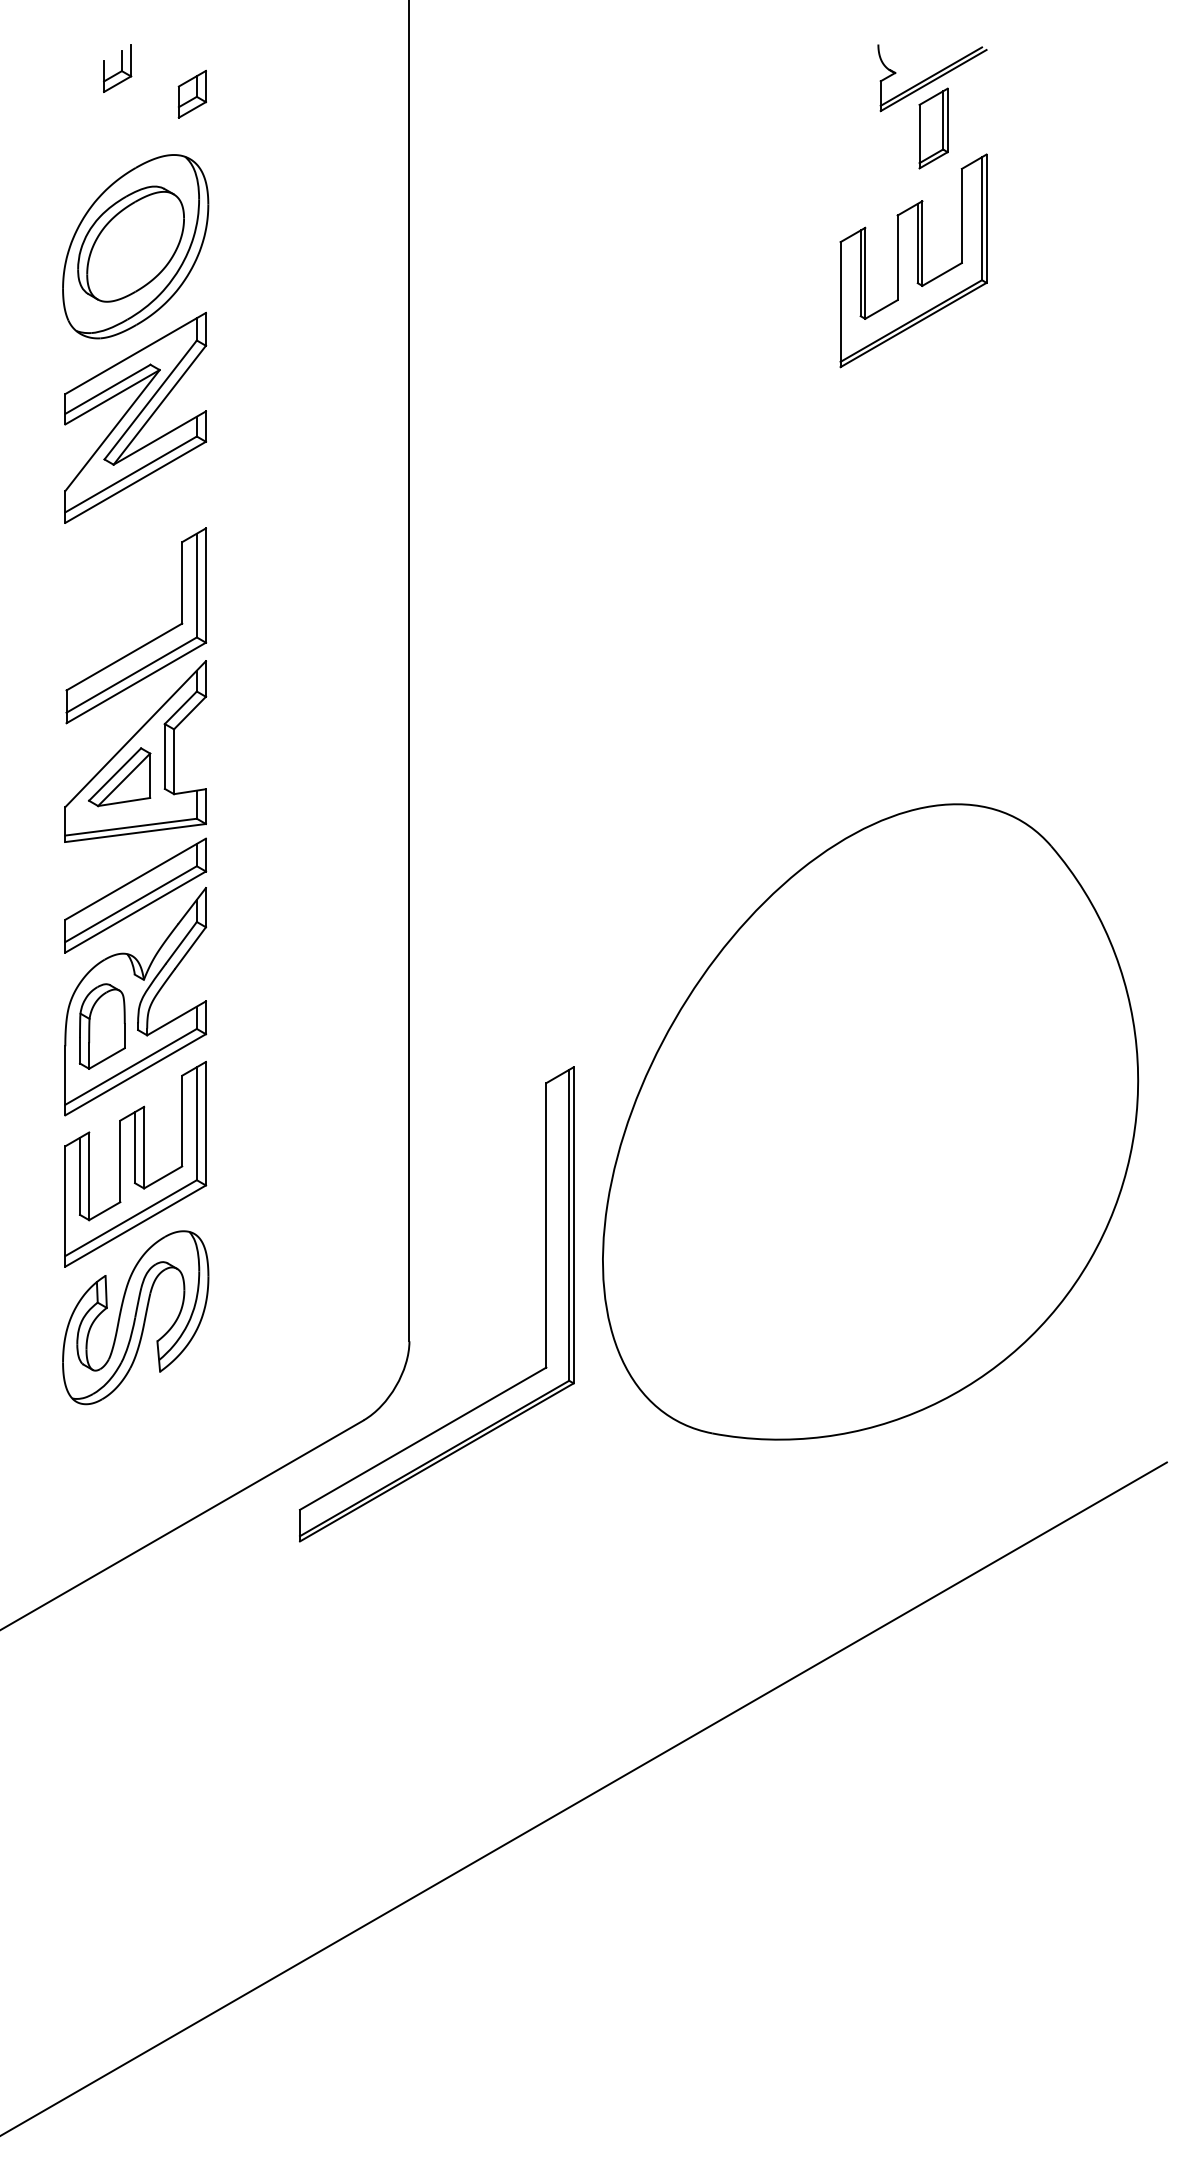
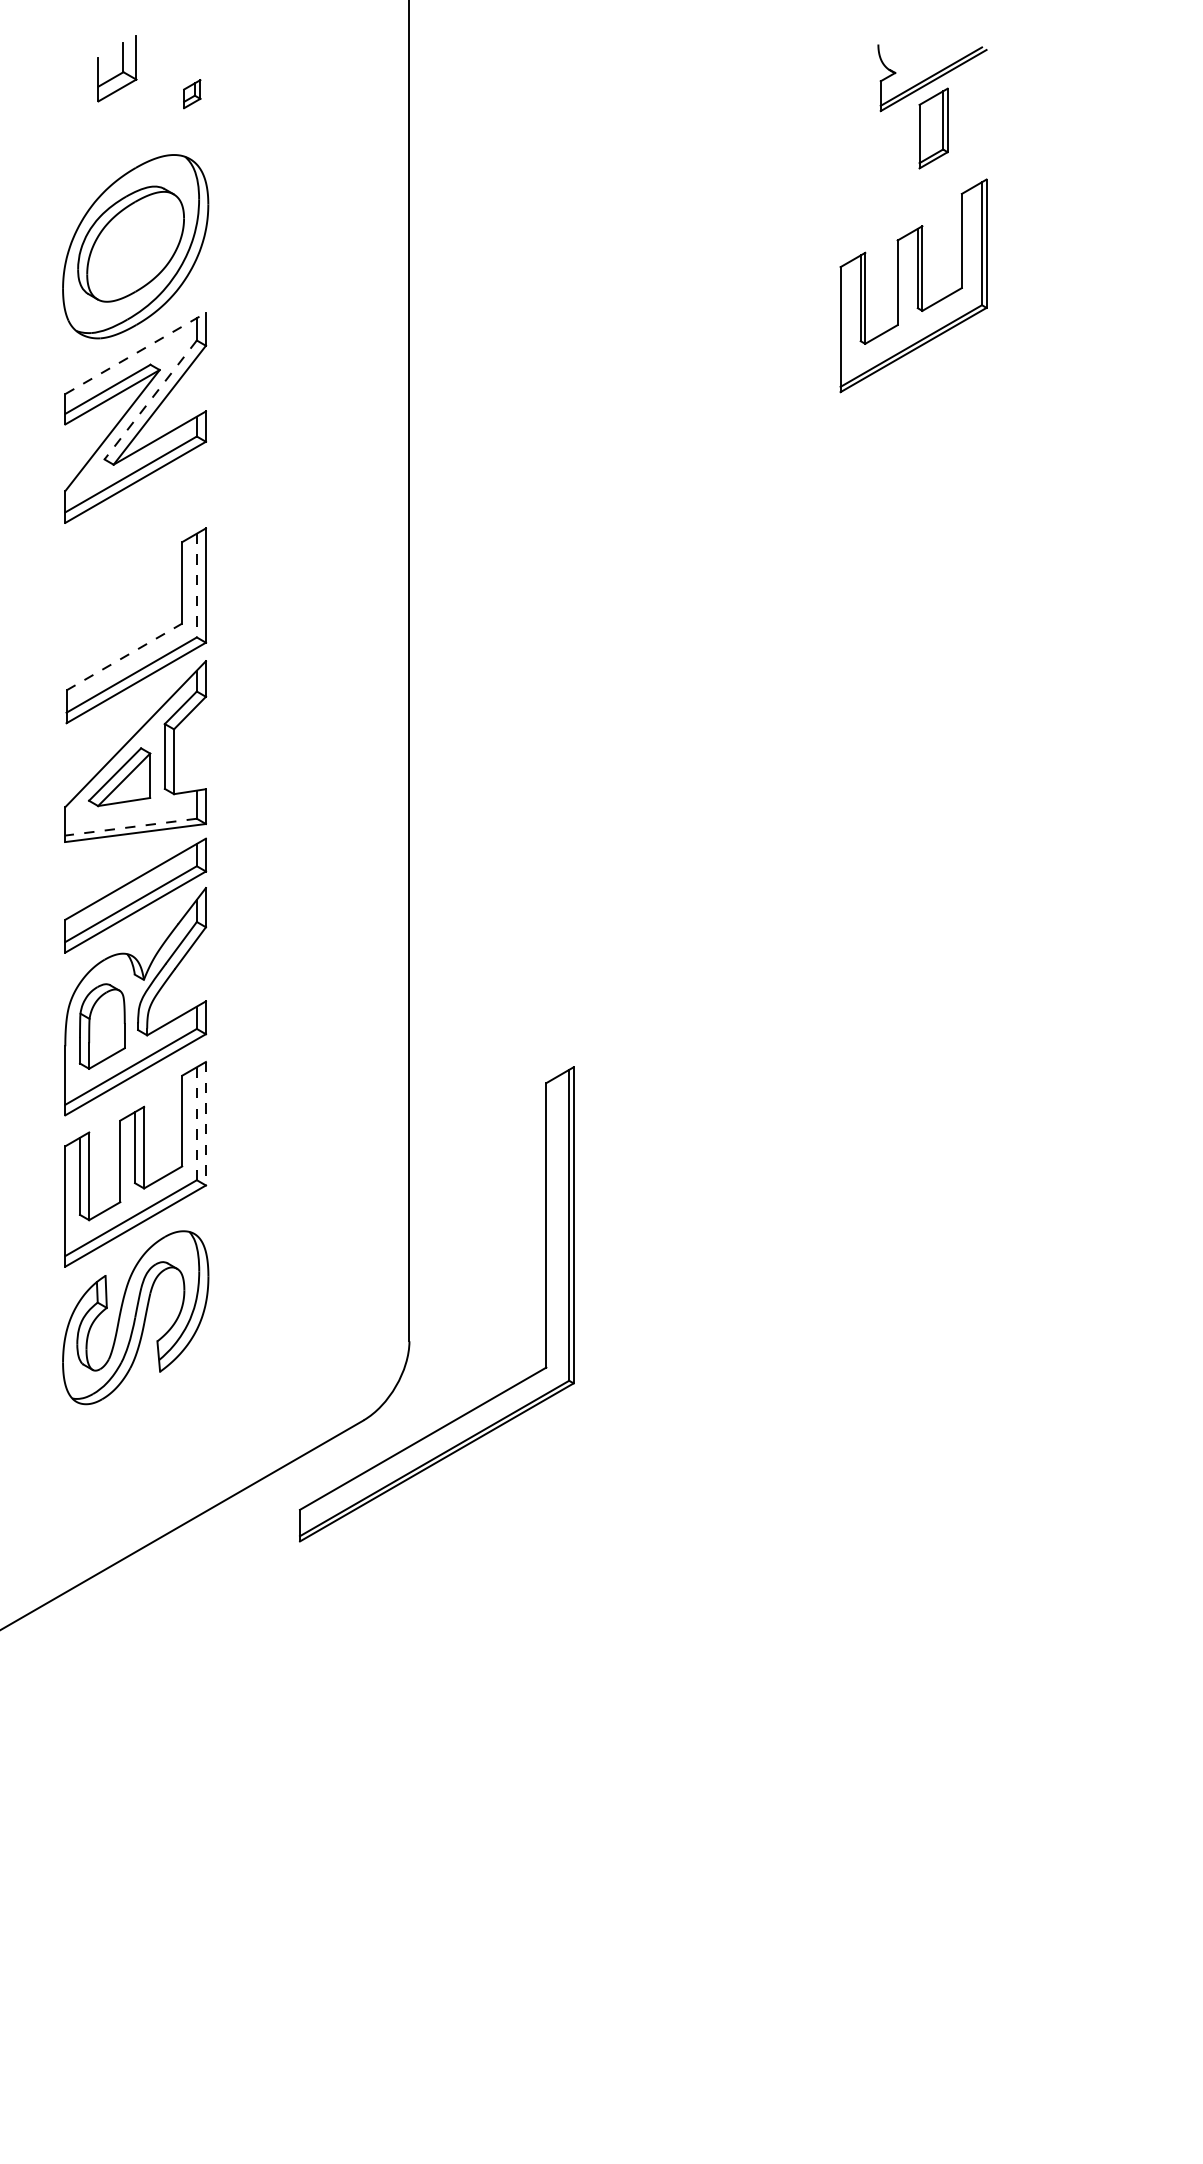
part size: 30x49 px -> 41x68 px (117, 68)
part size: 30x50 px -> 19x31 px (192, 94)
part position: (913, 260) -> (913, 285) (913, 285)
line: solid -> dashed (136, 353)
line: solid -> dashed (150, 400)
line: solid -> dashed (196, 585)
line: solid -> dashed (124, 657)
line: solid -> dashed (130, 827)
part: present -> none (870, 1121)
line: solid -> dashed (205, 1123)
line: solid -> dashed (196, 1124)
line: present -> none (584, 1798)
